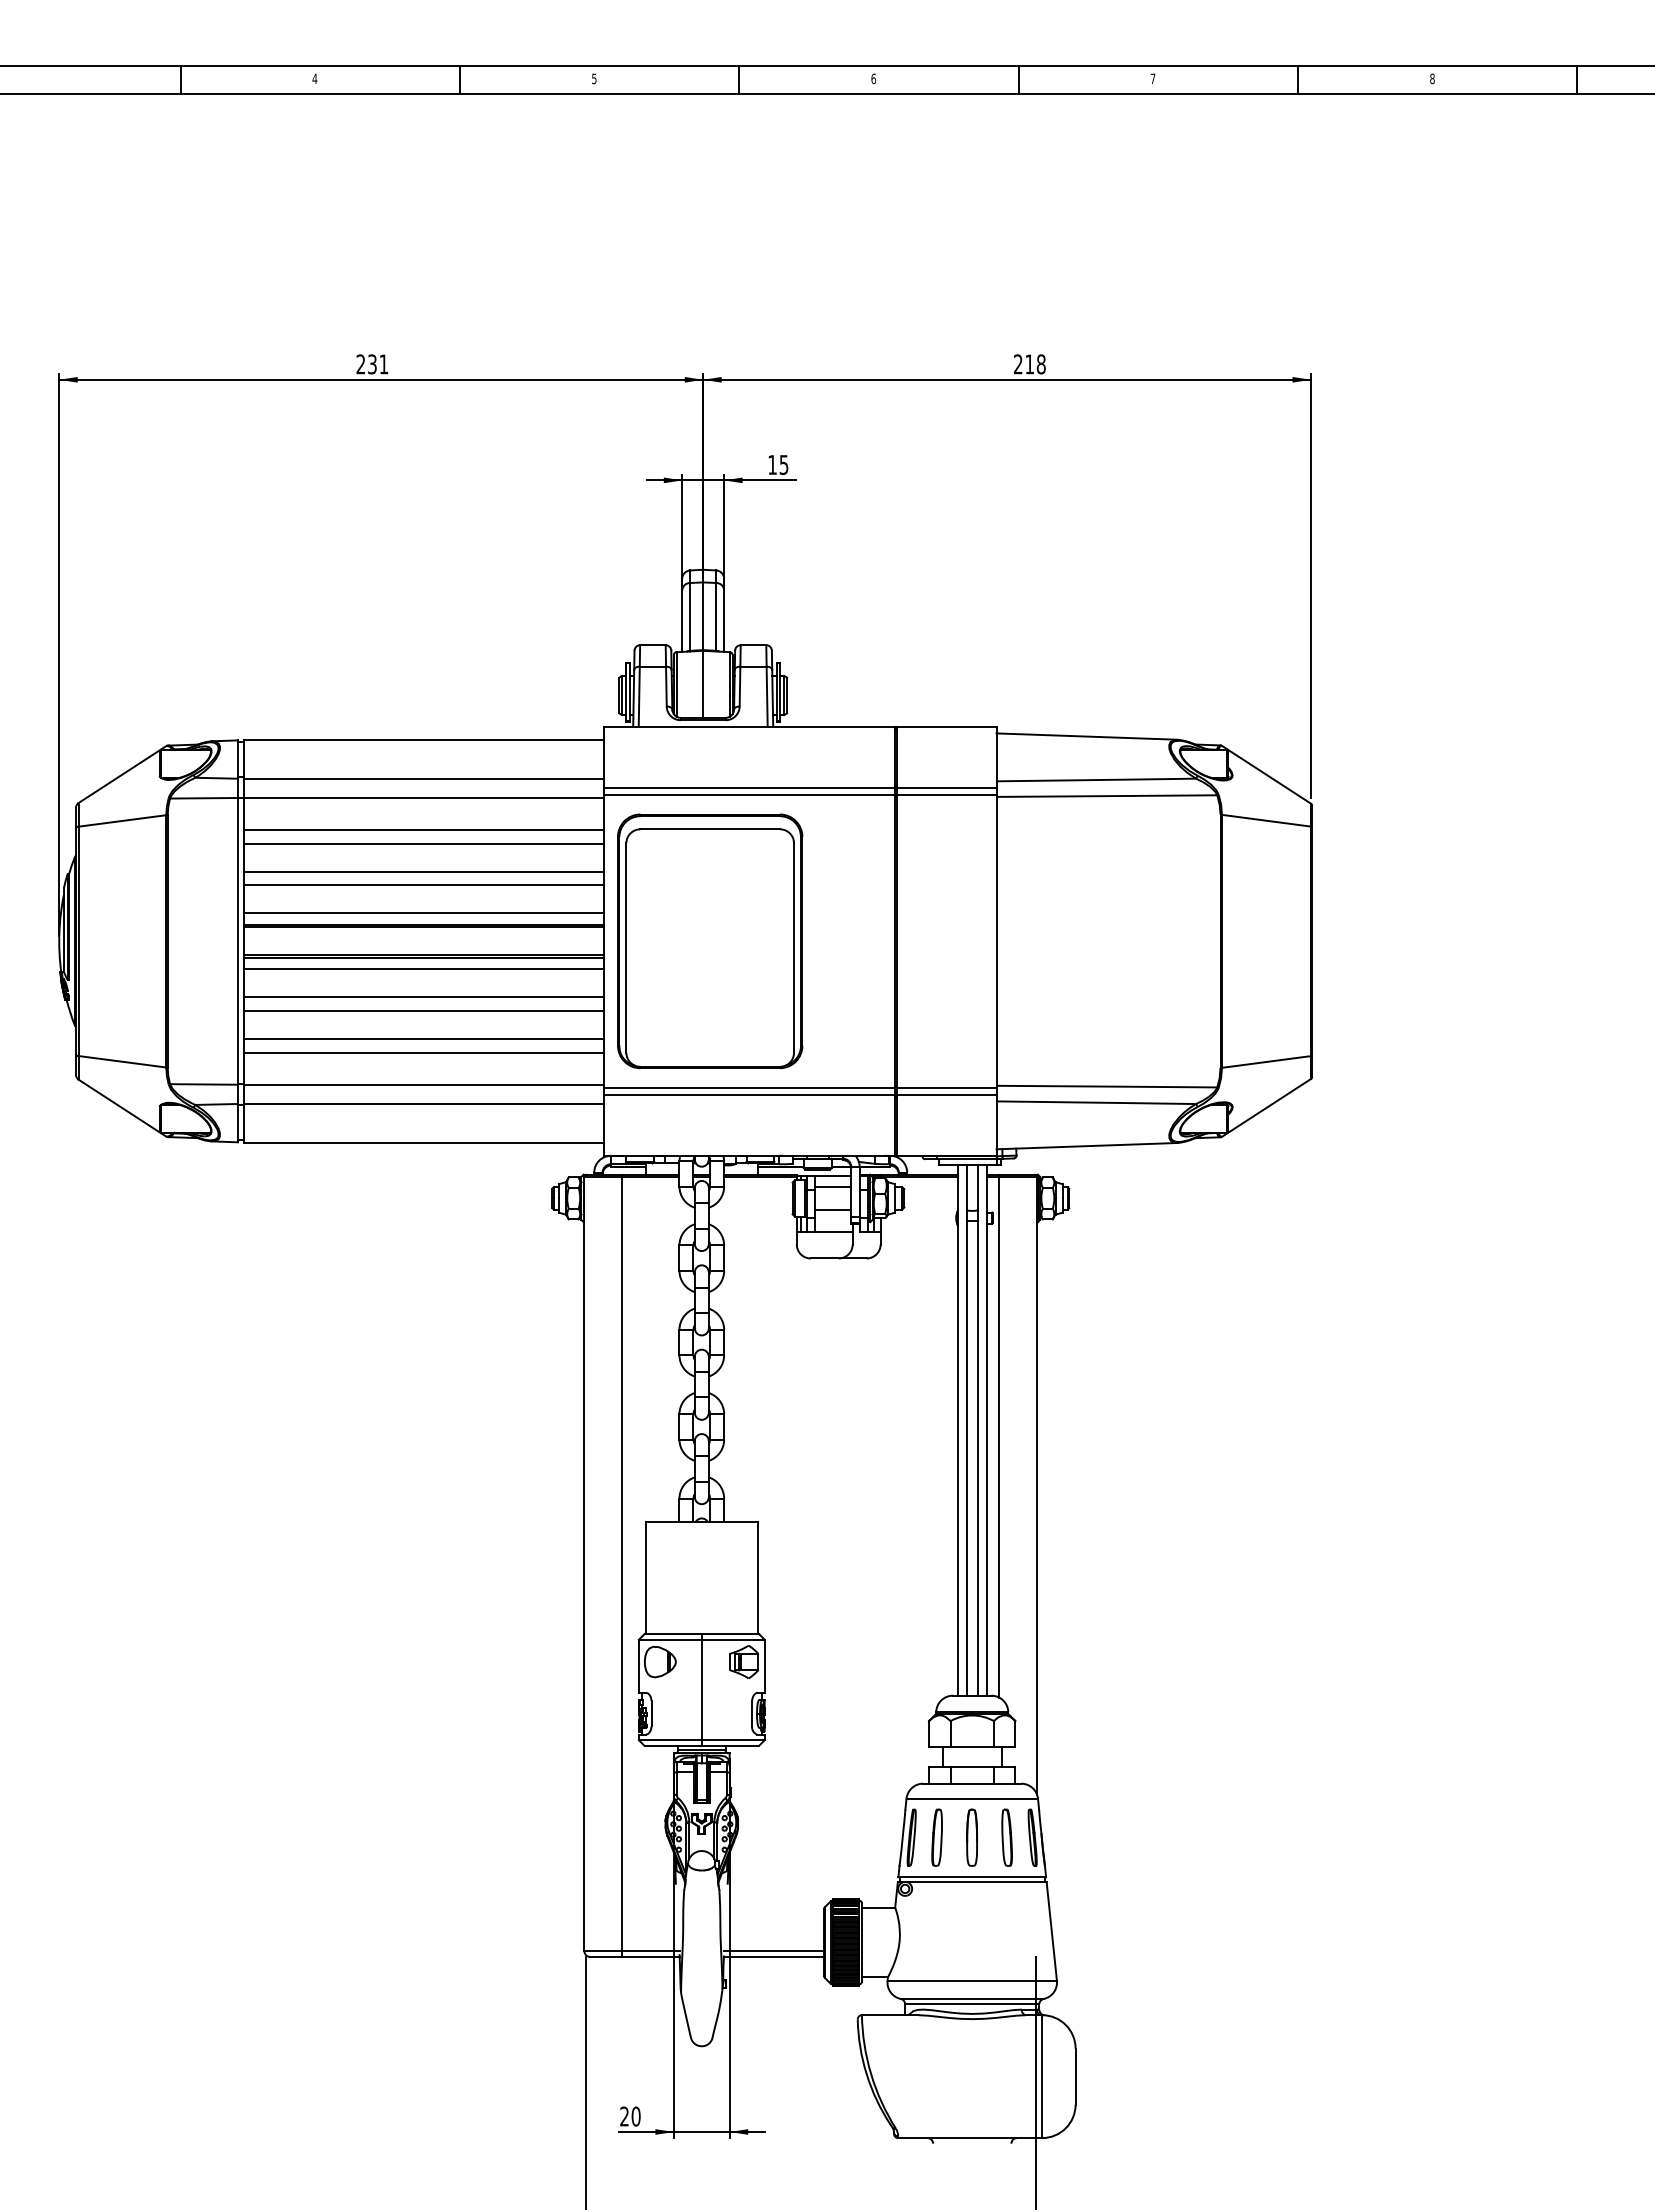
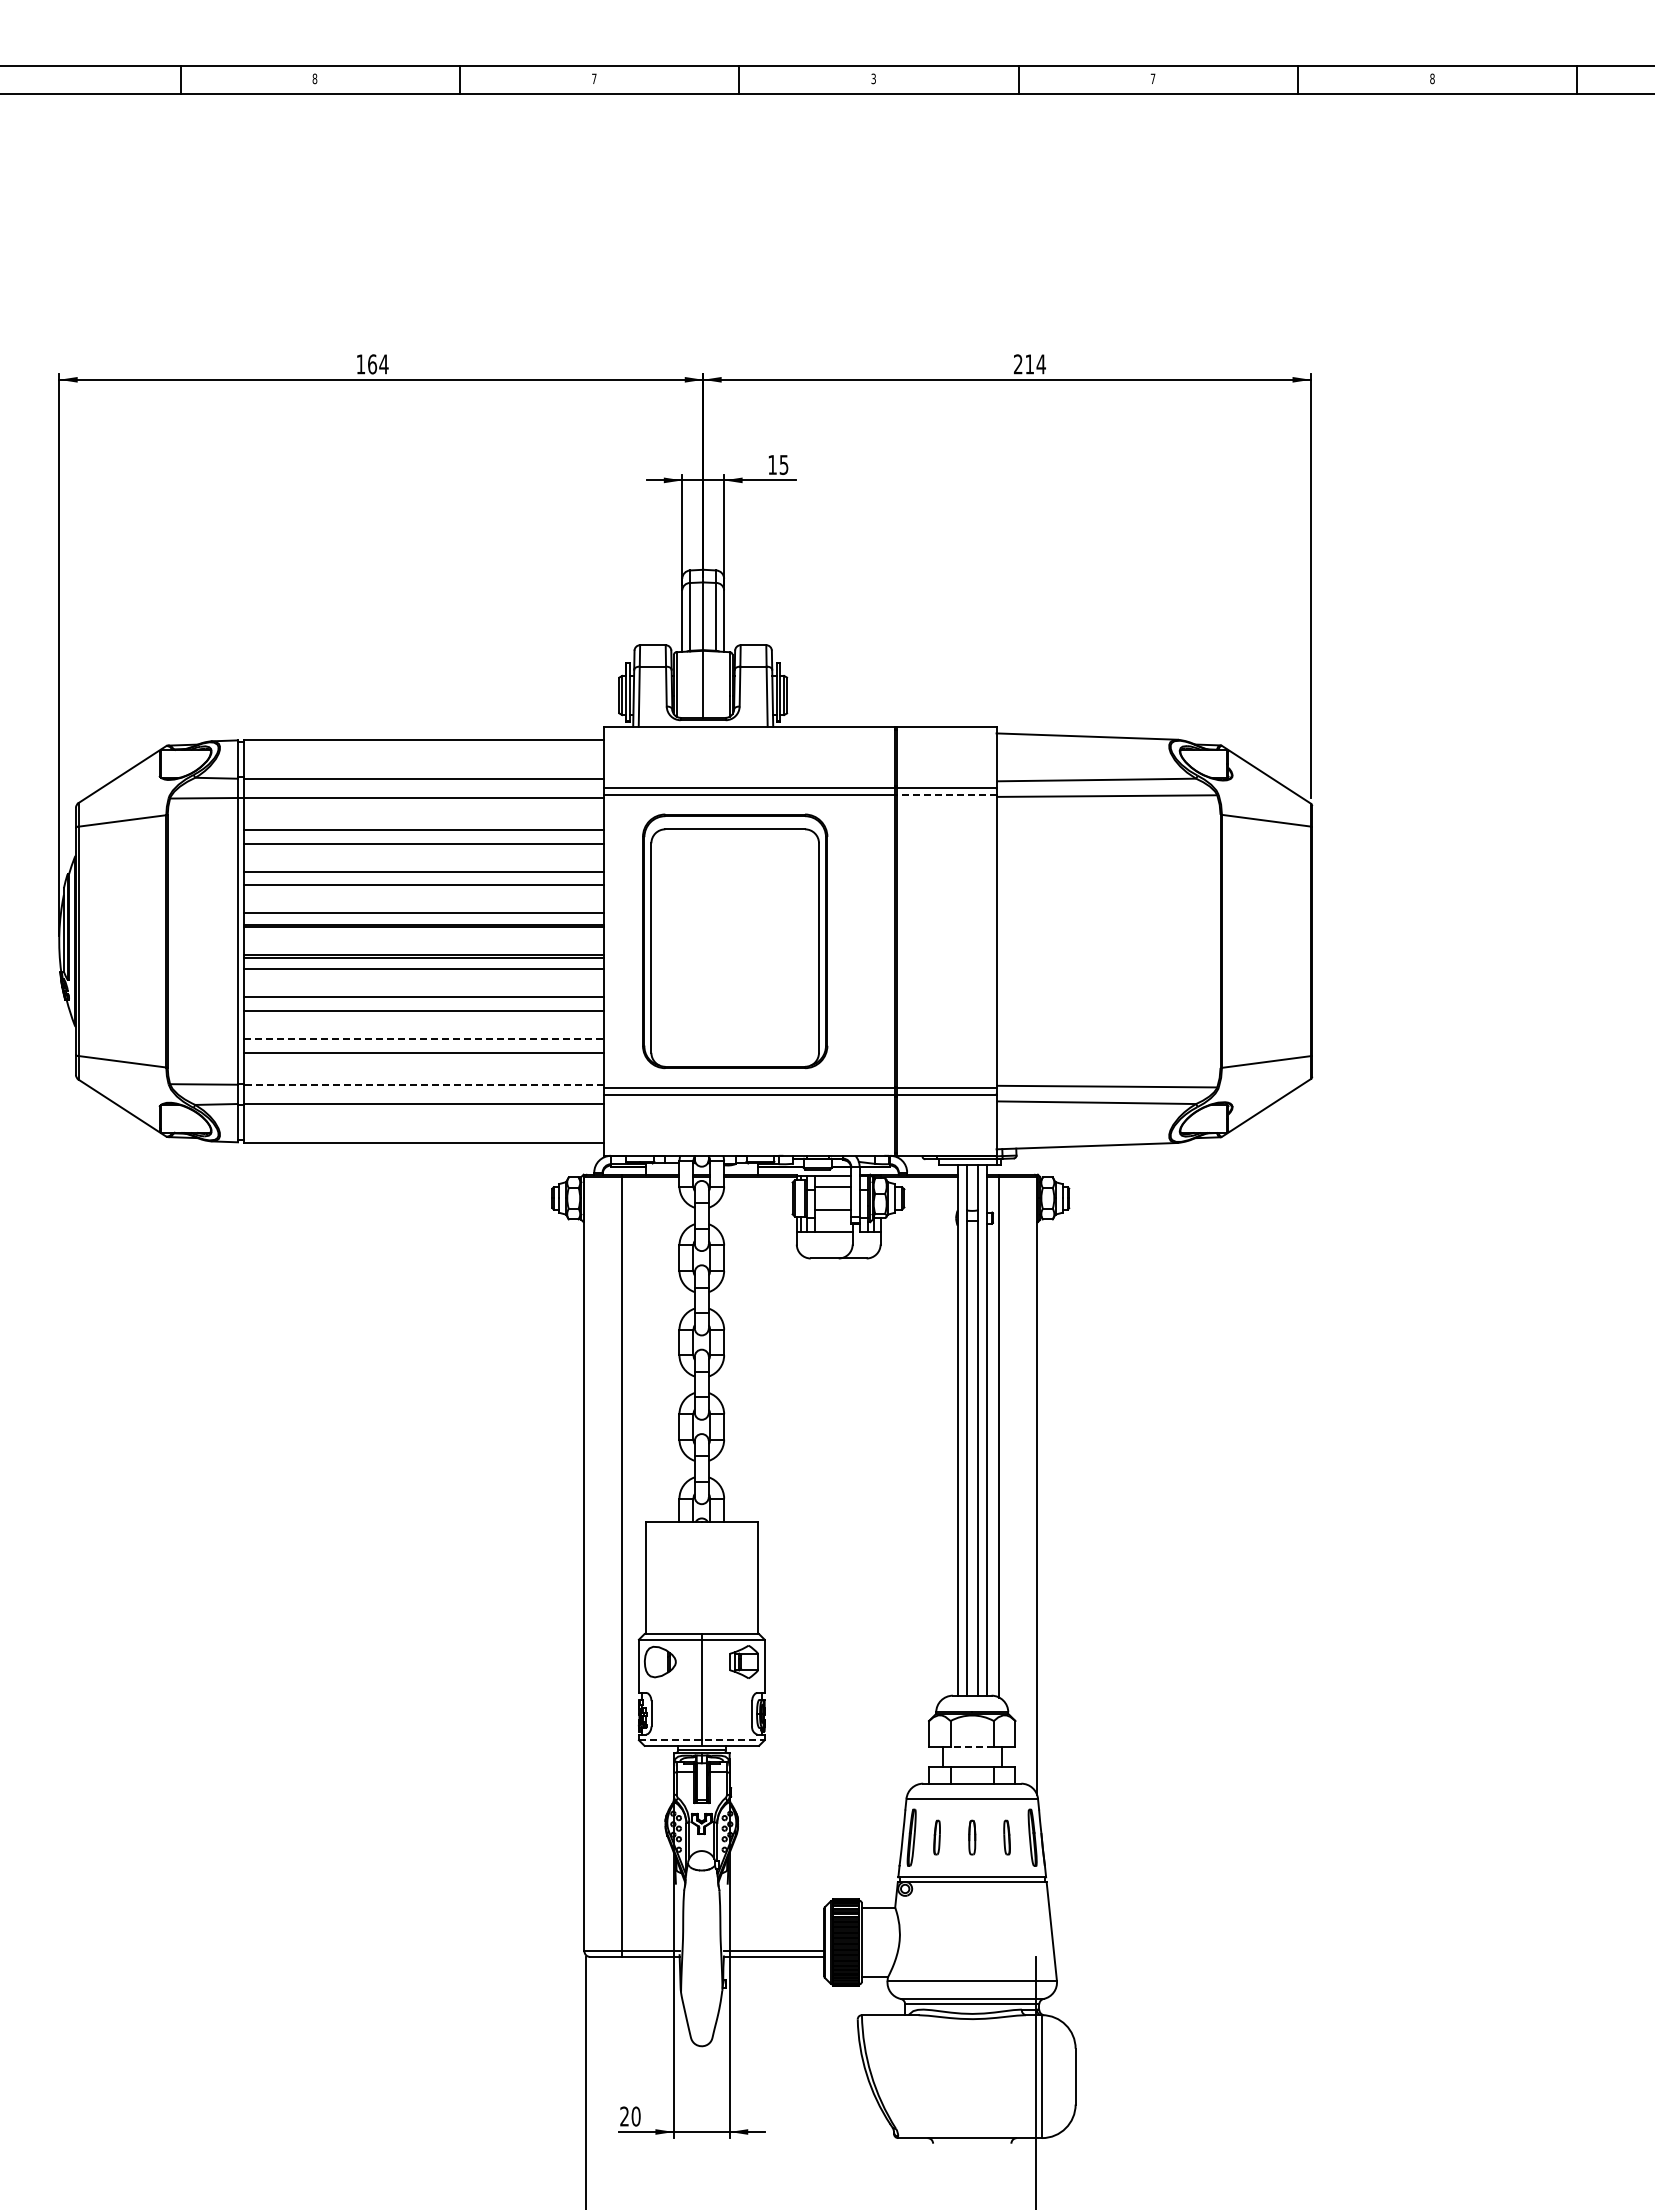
text: 4 -> 8 (314, 78)
text: 5 -> 7 (594, 78)
text: 6 -> 3 (873, 78)
text: 231 -> 164 (372, 364)
text: 218 -> 214 (1040, 364)
line: solid -> dashed (946, 794)
part position: (710, 941) -> (735, 941) (735, 941)
line: solid -> dashed (424, 1039)
line: solid -> dashed (423, 1084)
line: solid -> dashed (701, 1740)
line: solid -> dashed (972, 1747)
part size: 12x59 px -> 8x37 px (936, 1837)
part size: 13x59 px -> 9x37 px (972, 1837)
part size: 12x59 px -> 8x37 px (1006, 1837)
